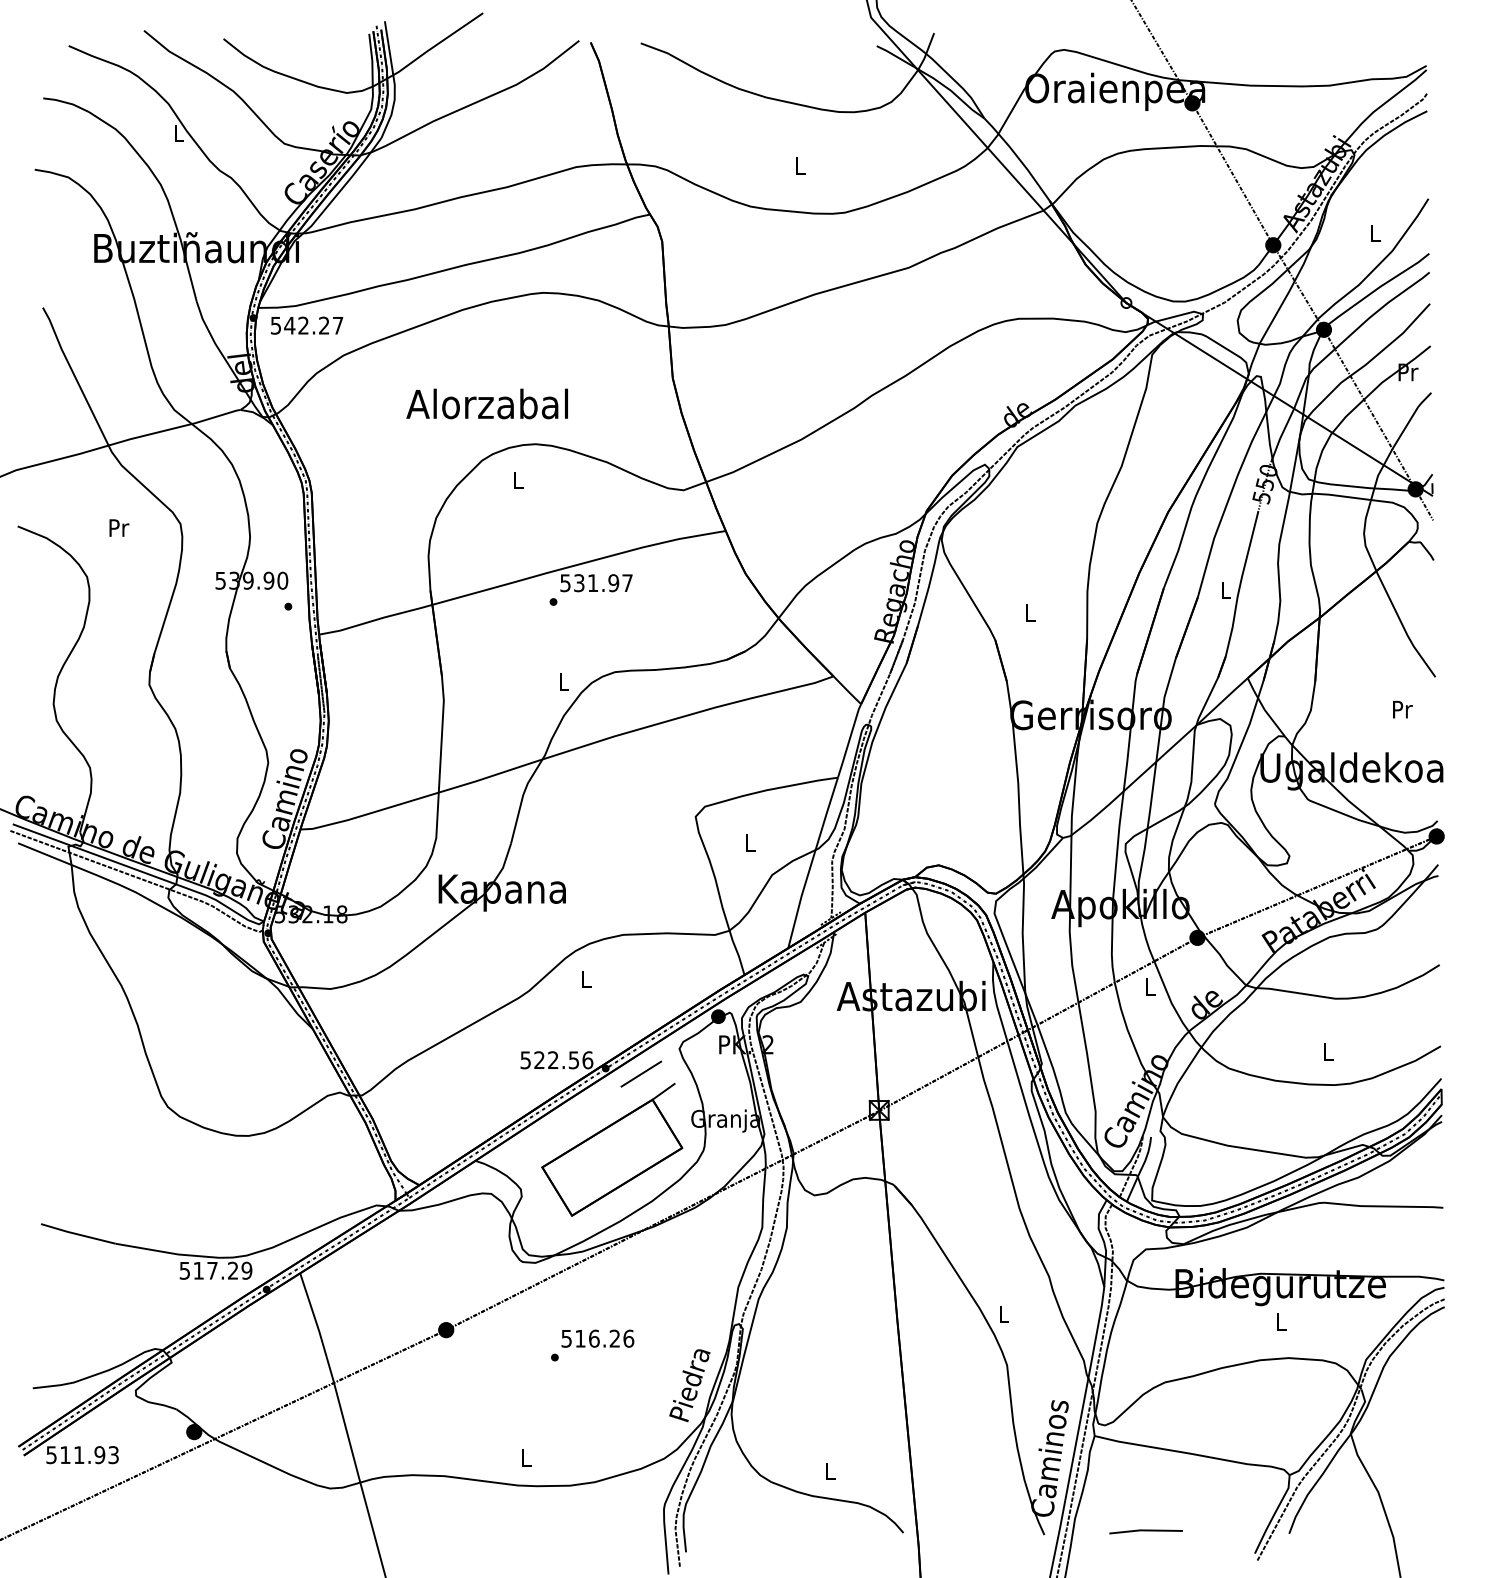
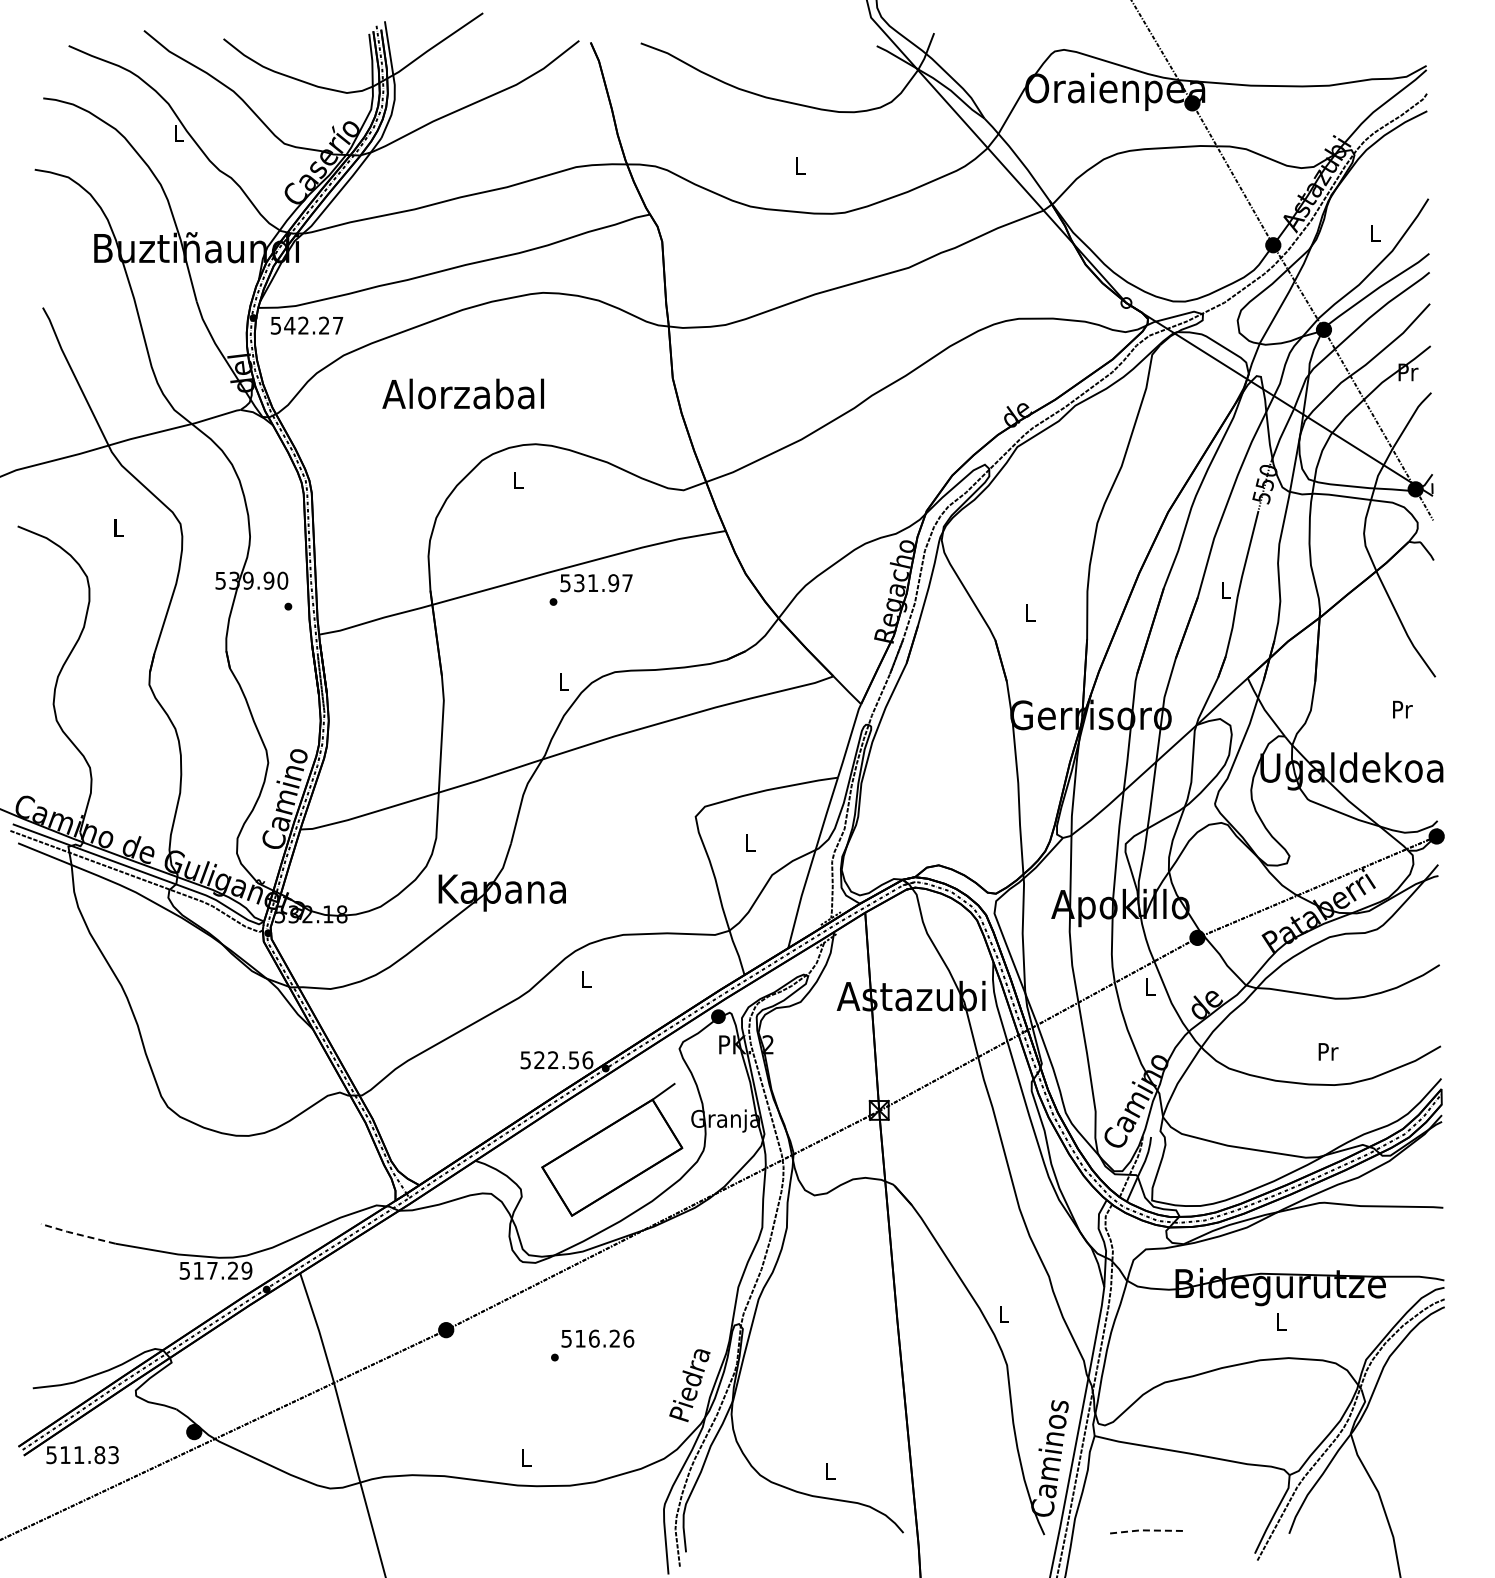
text position: (486, 403) -> (462, 393) (462, 393)
text: Pr -> L (119, 527)
text: L -> Pr (1328, 1051)
line: present -> none (641, 1073)
line: solid -> dashed (77, 1234)
text: 511.93 -> 511.83 (99, 1455)
line: solid -> dashed (1145, 1530)
